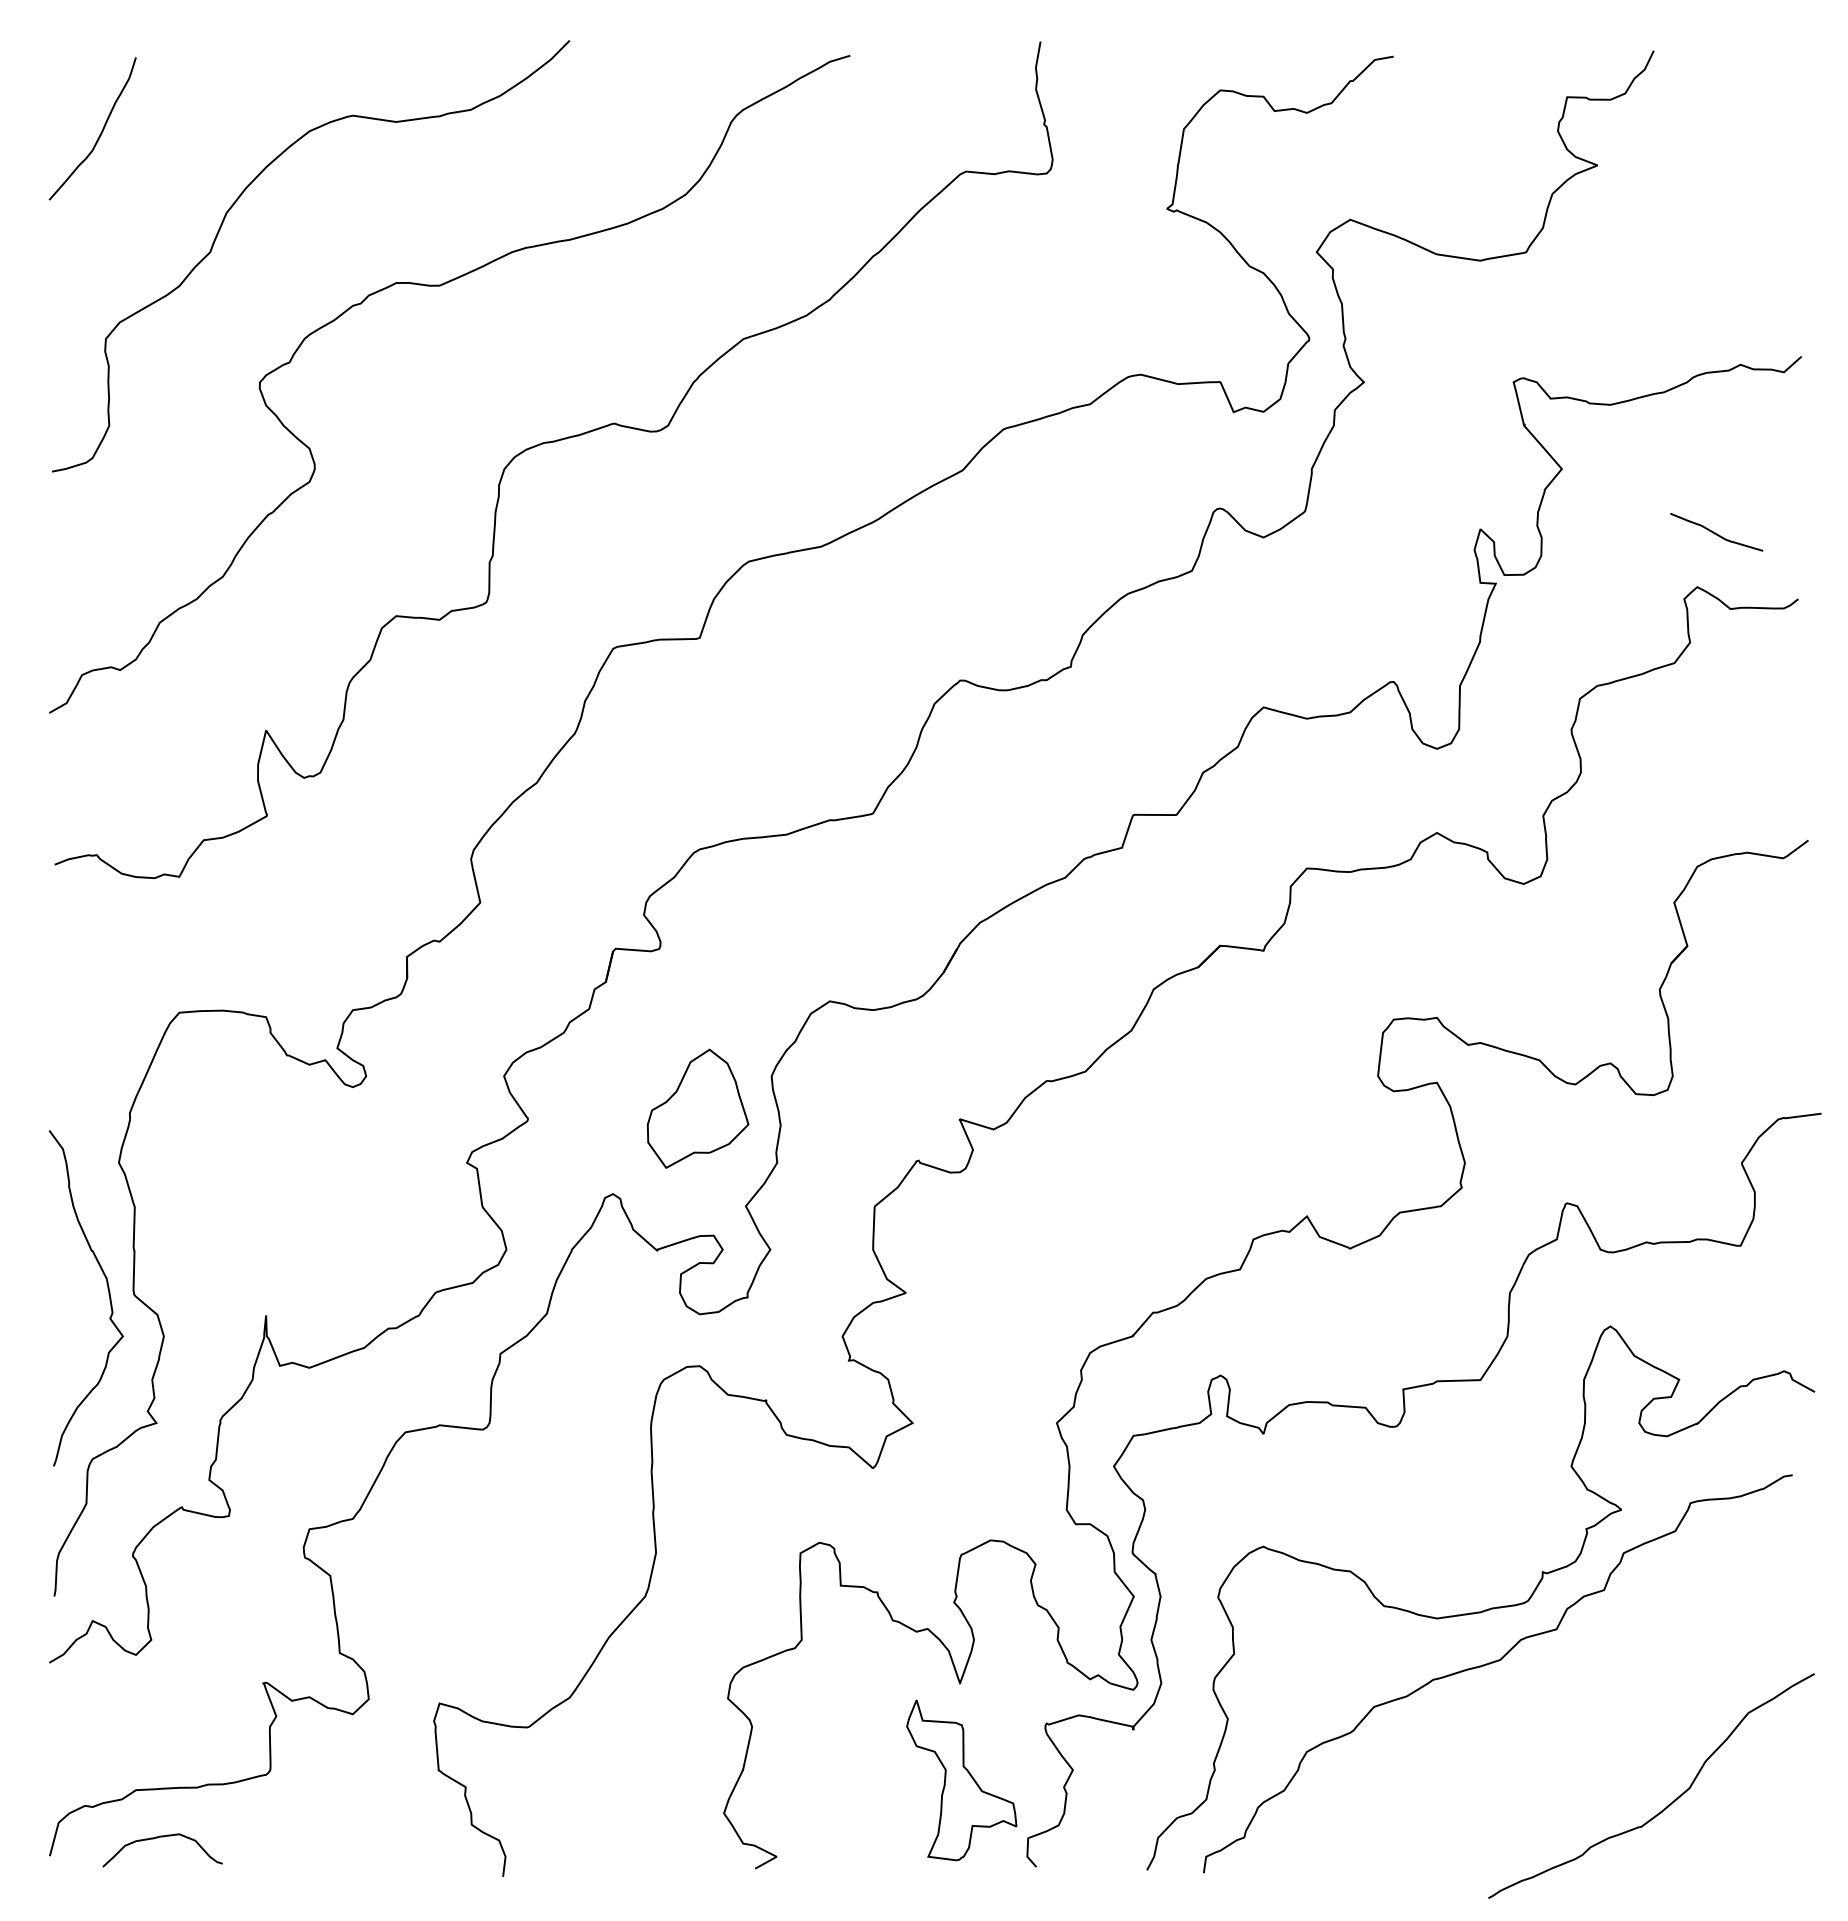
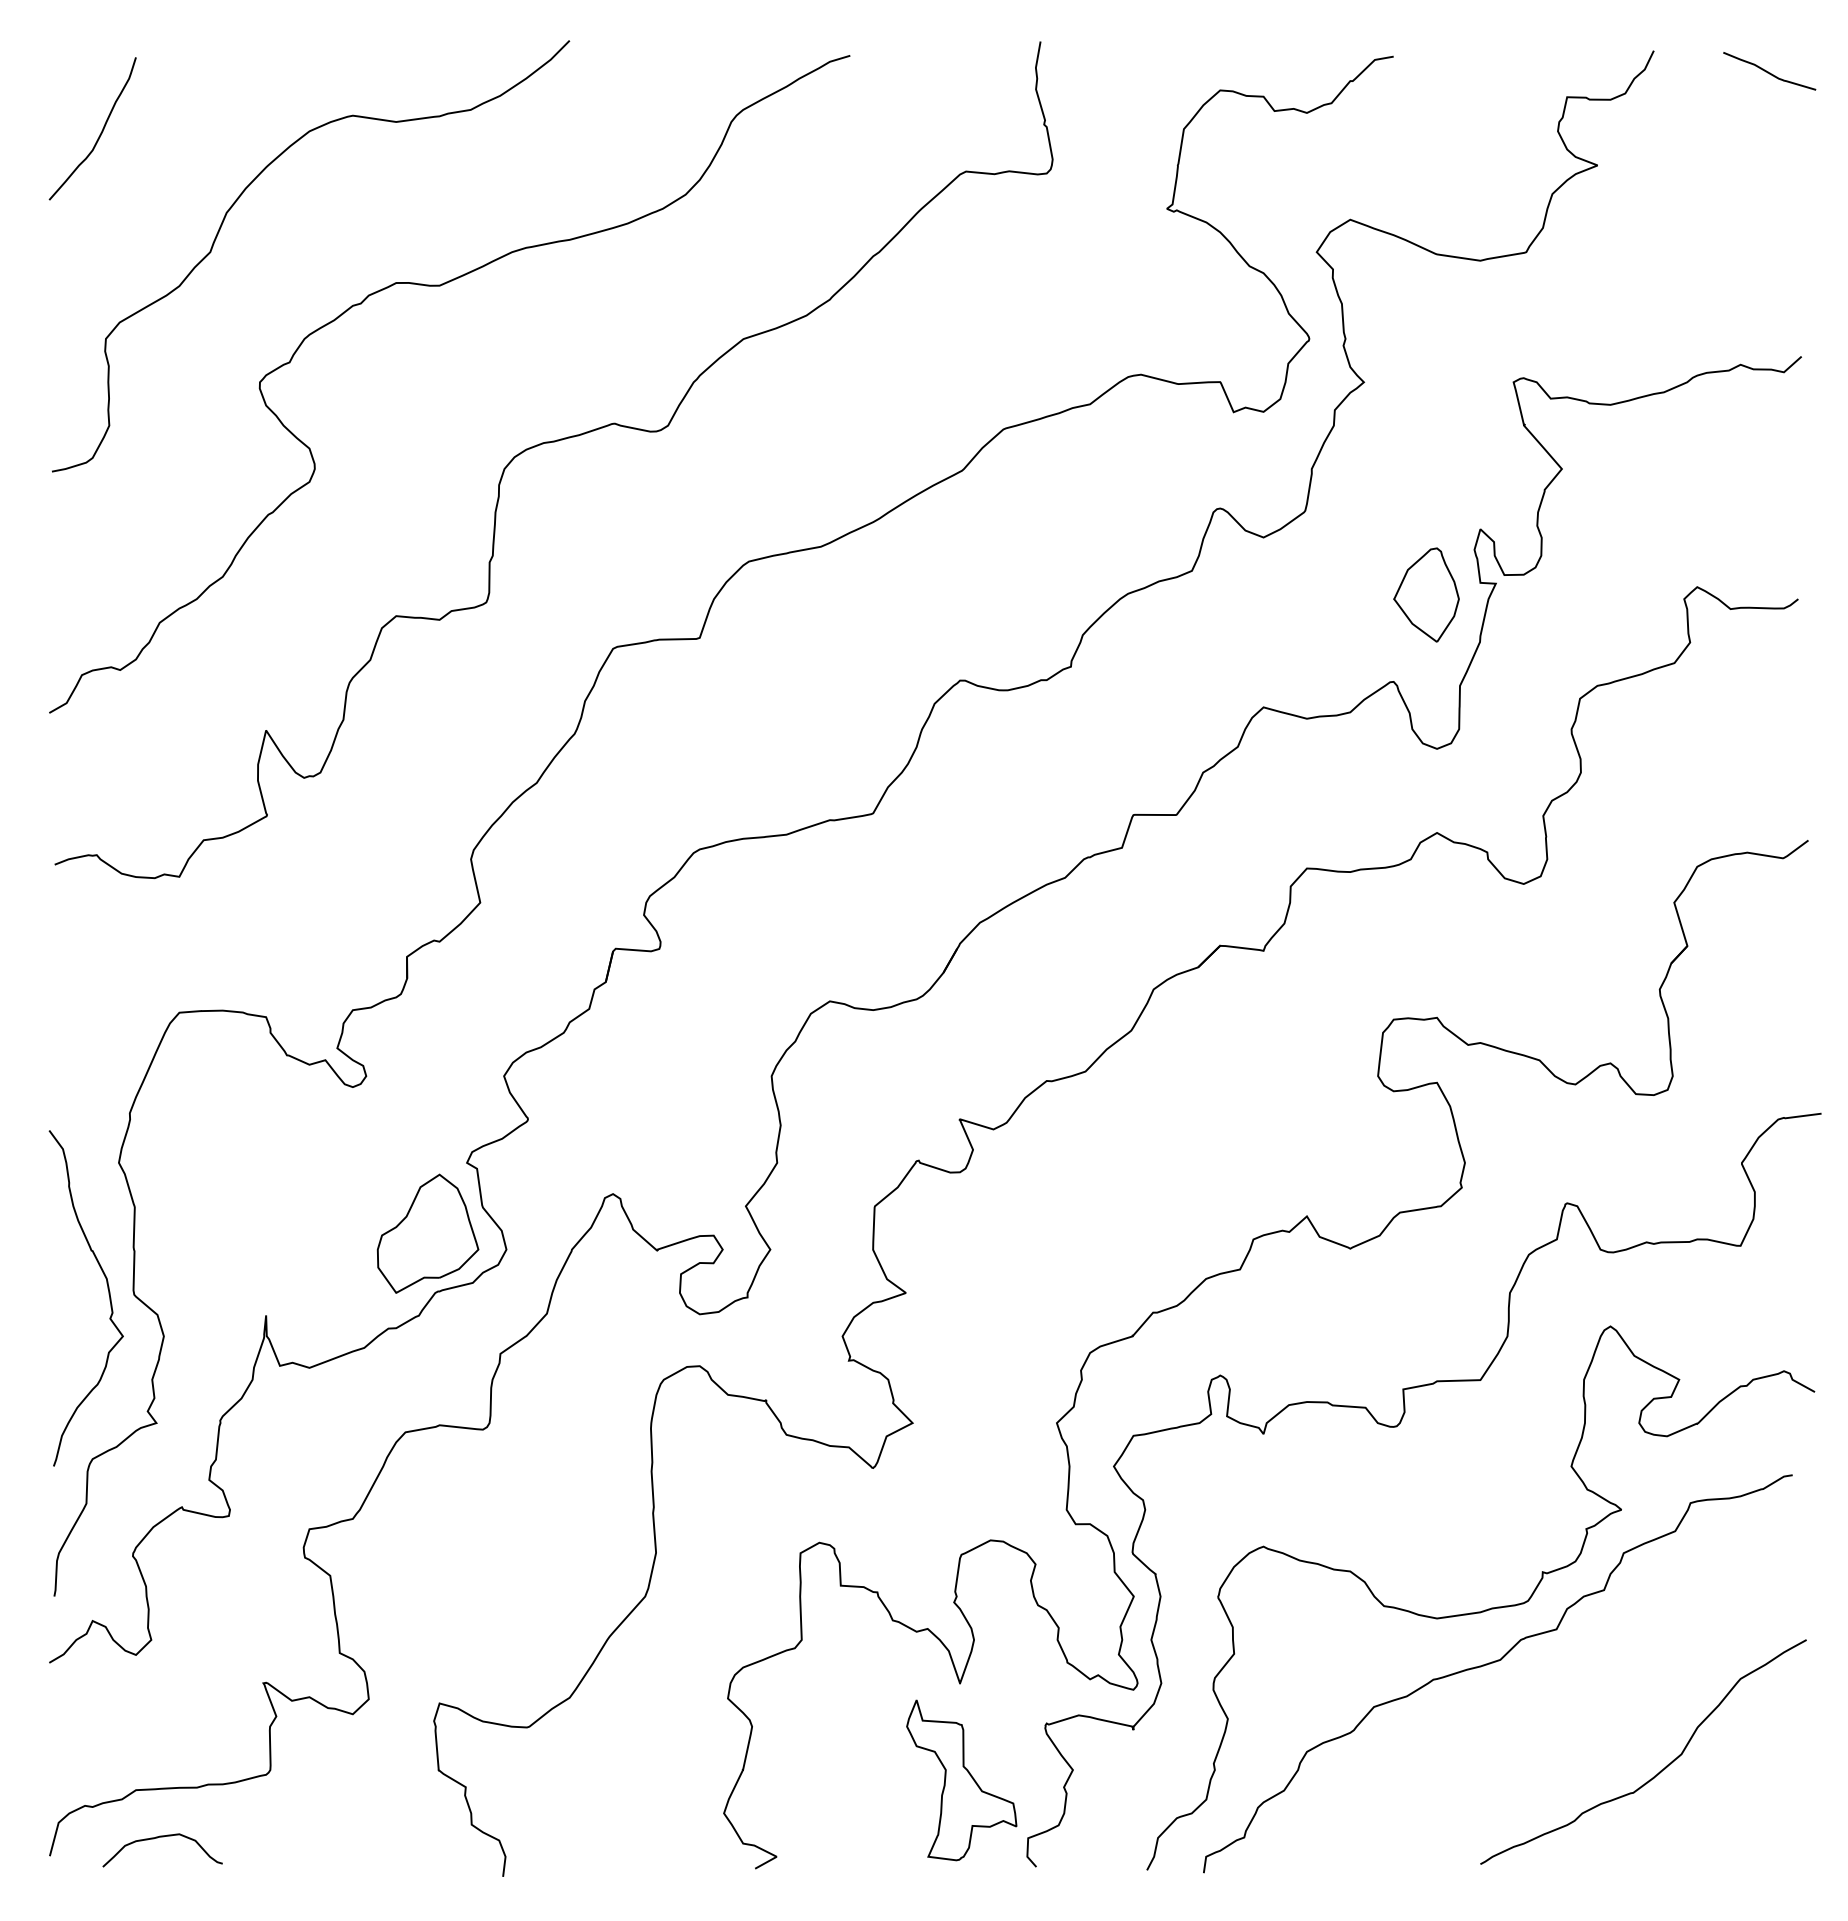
curve position: (1715, 532) -> (1768, 71) (1768, 71)
part: none -> present (1426, 594)
part position: (697, 1108) -> (427, 1233) (427, 1233)
curve position: (1669, 1803) -> (1661, 1769) (1661, 1769)
